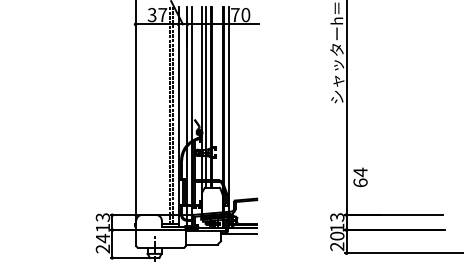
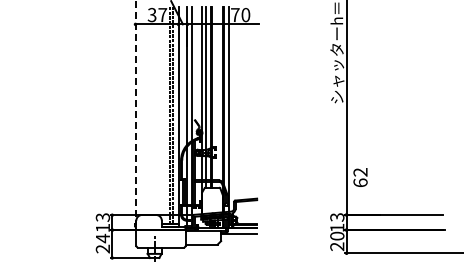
line: solid -> dashed (135, 112)
text: 64 -> 62 (360, 172)
